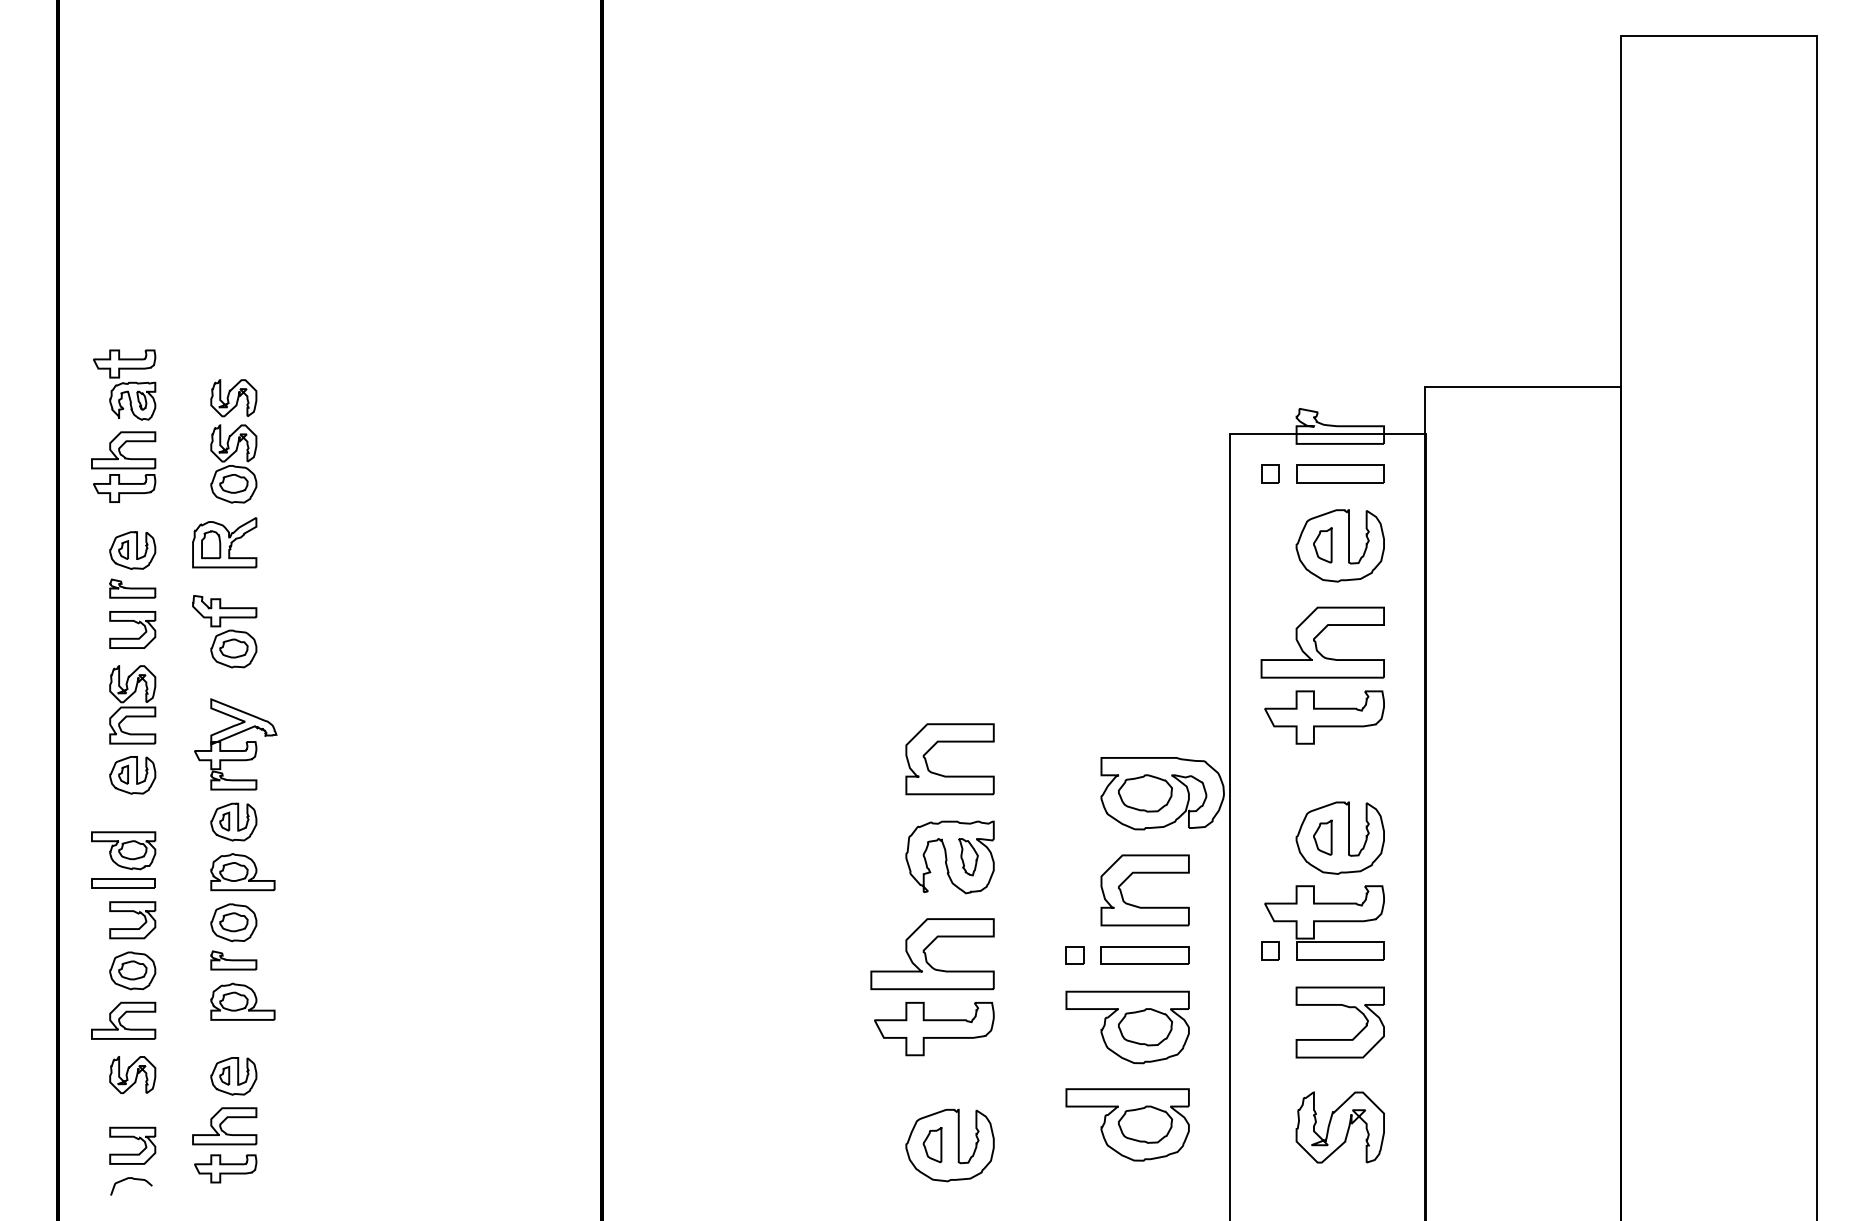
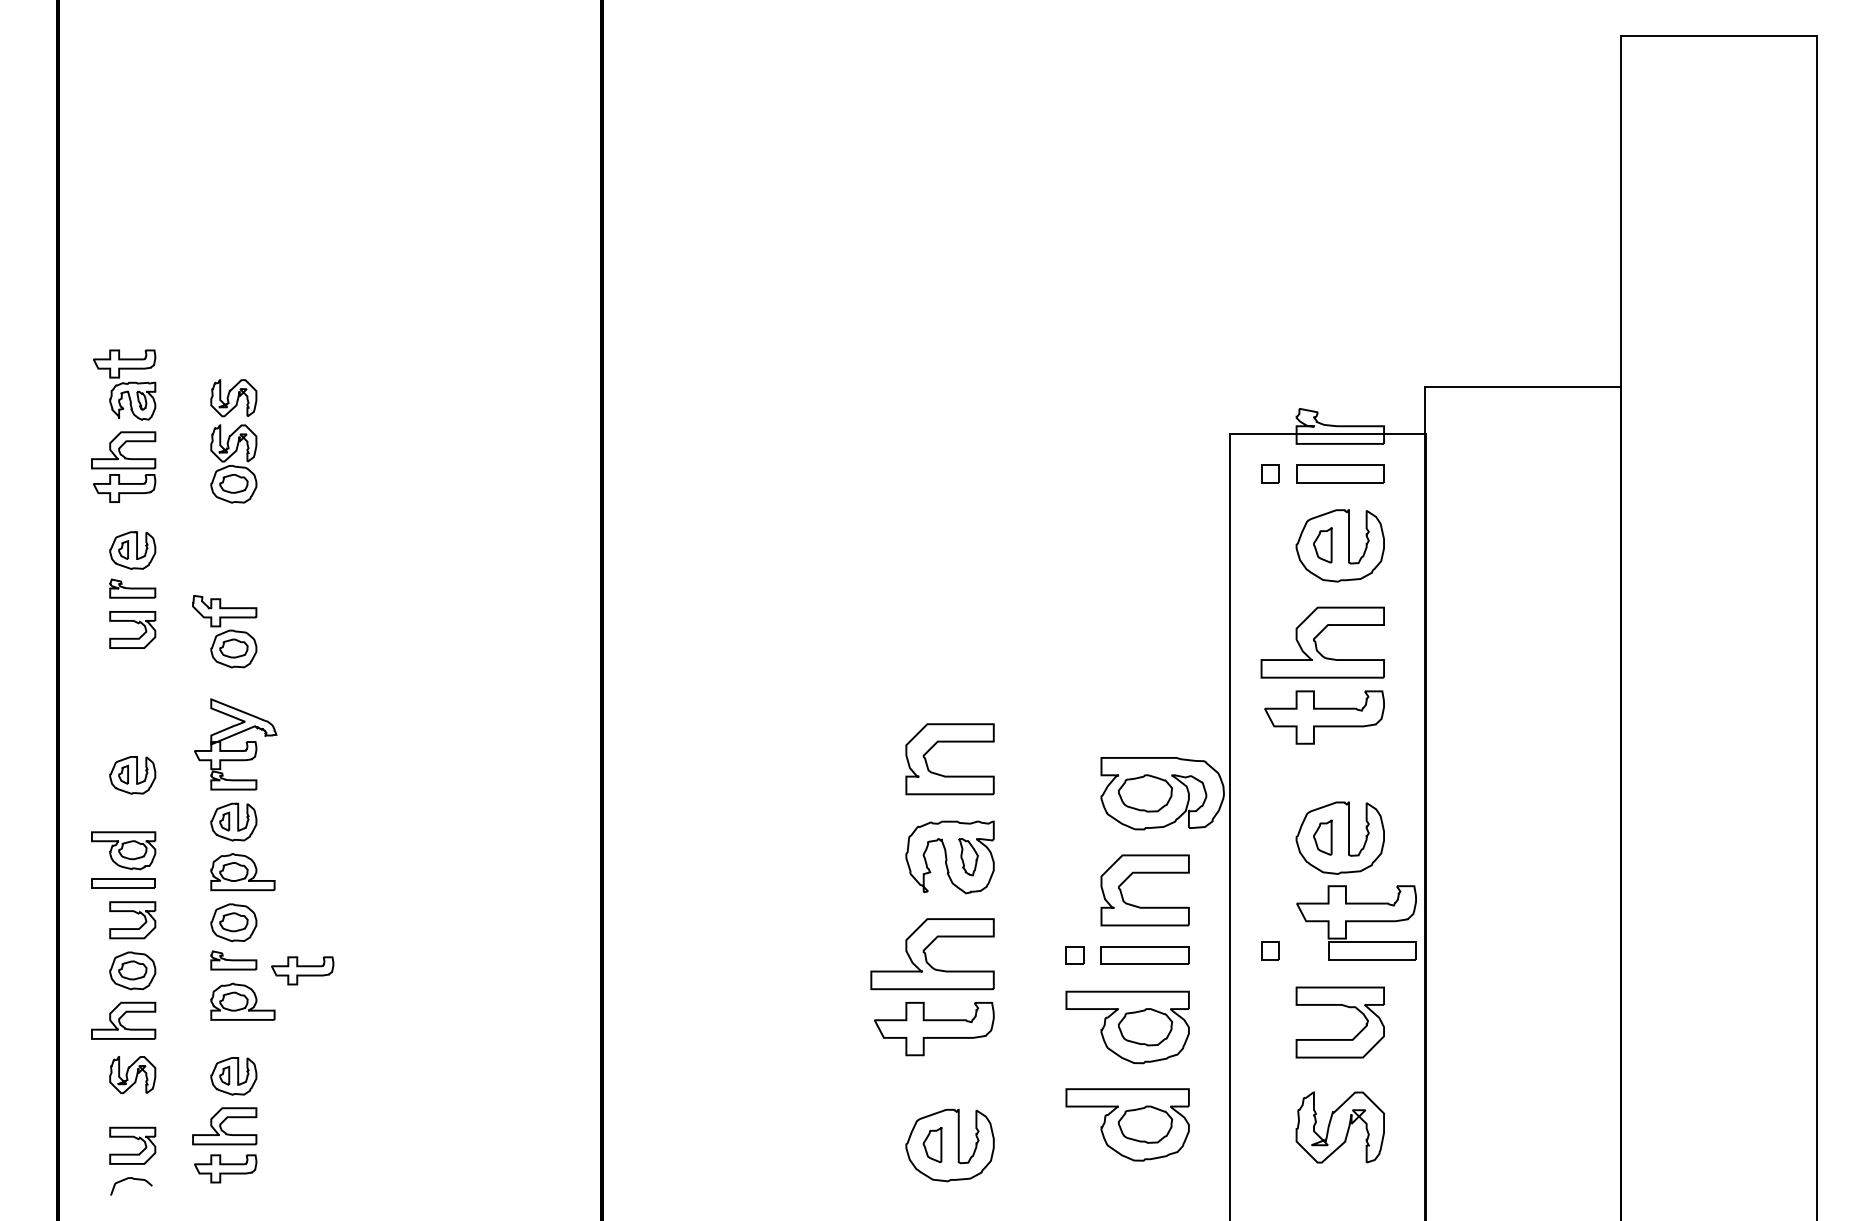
part: present -> none (224, 542)
part: present -> none (132, 704)
part position: (1324, 922) -> (1356, 922) (1356, 922)
part: none -> present (302, 970)
